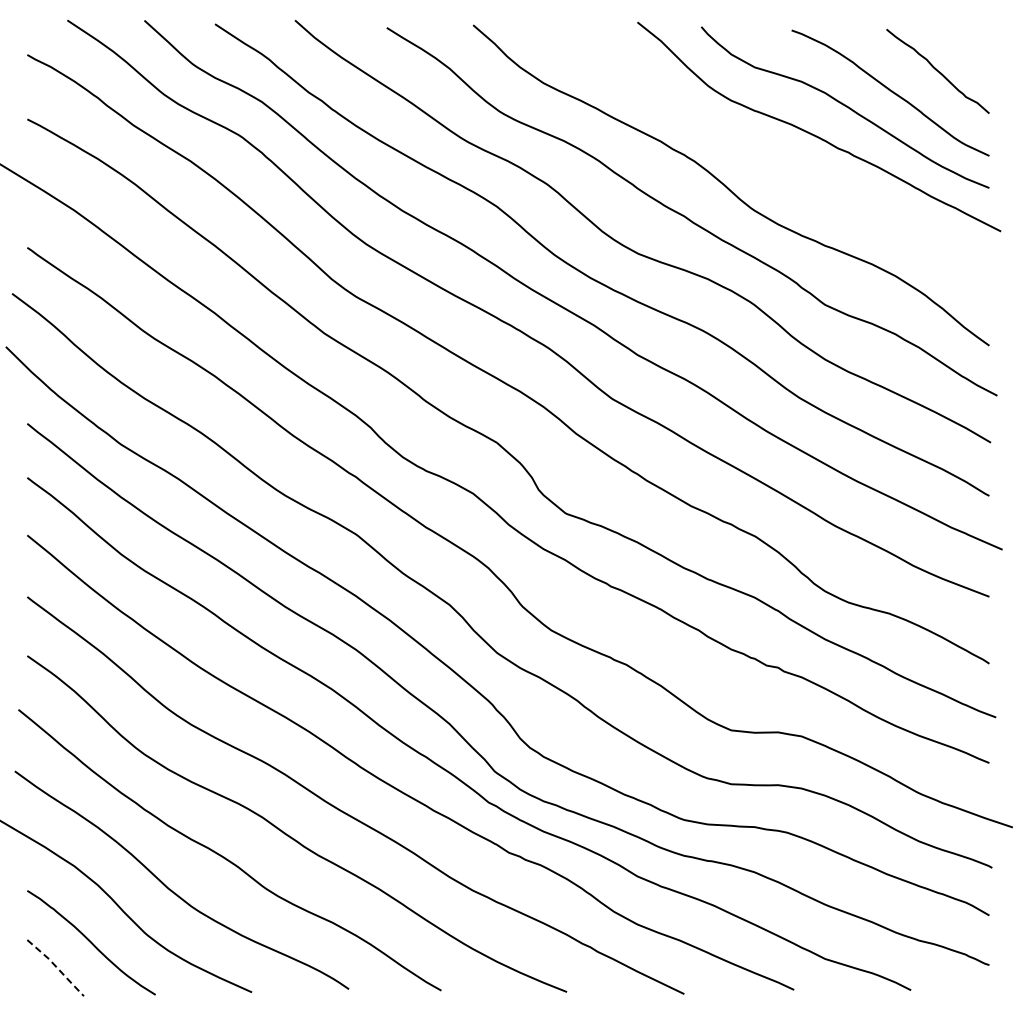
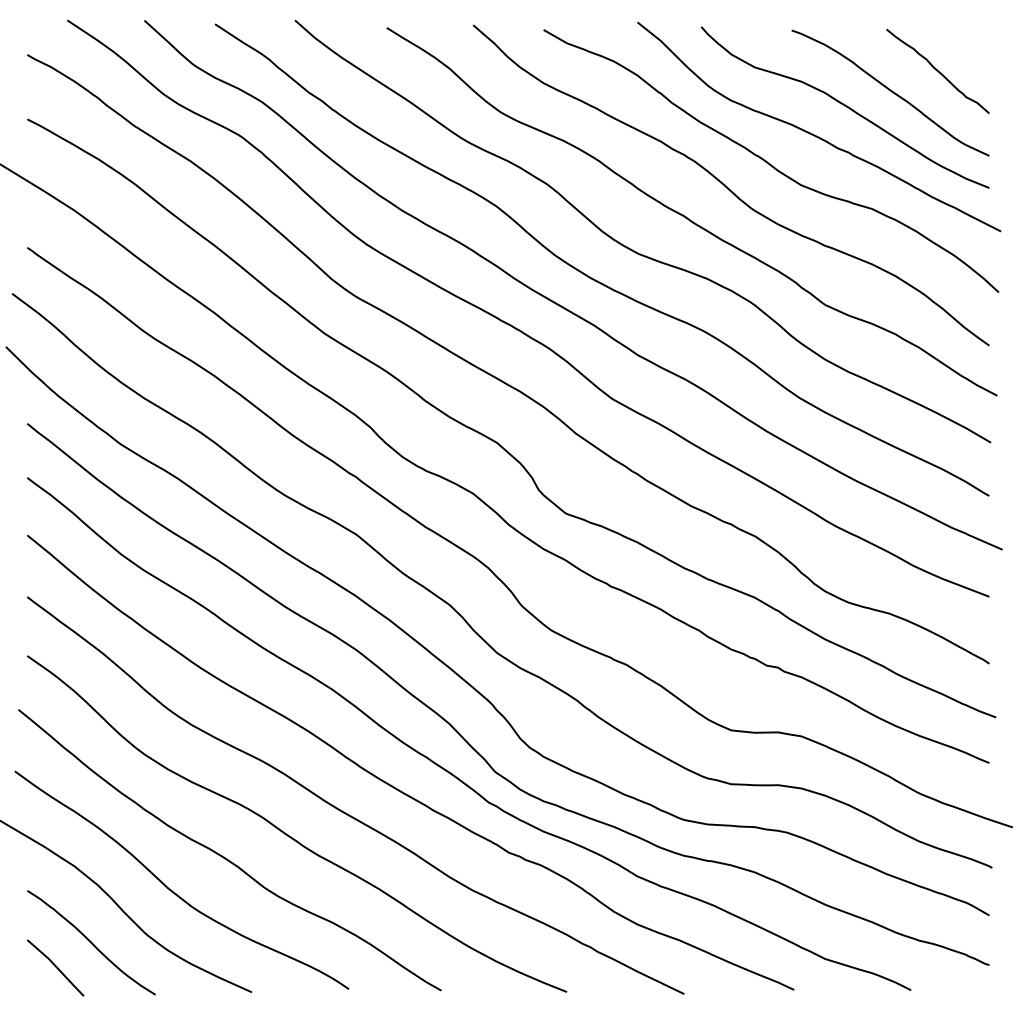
curve: none -> present (770, 163)
line: dashed -> solid (57, 967)
